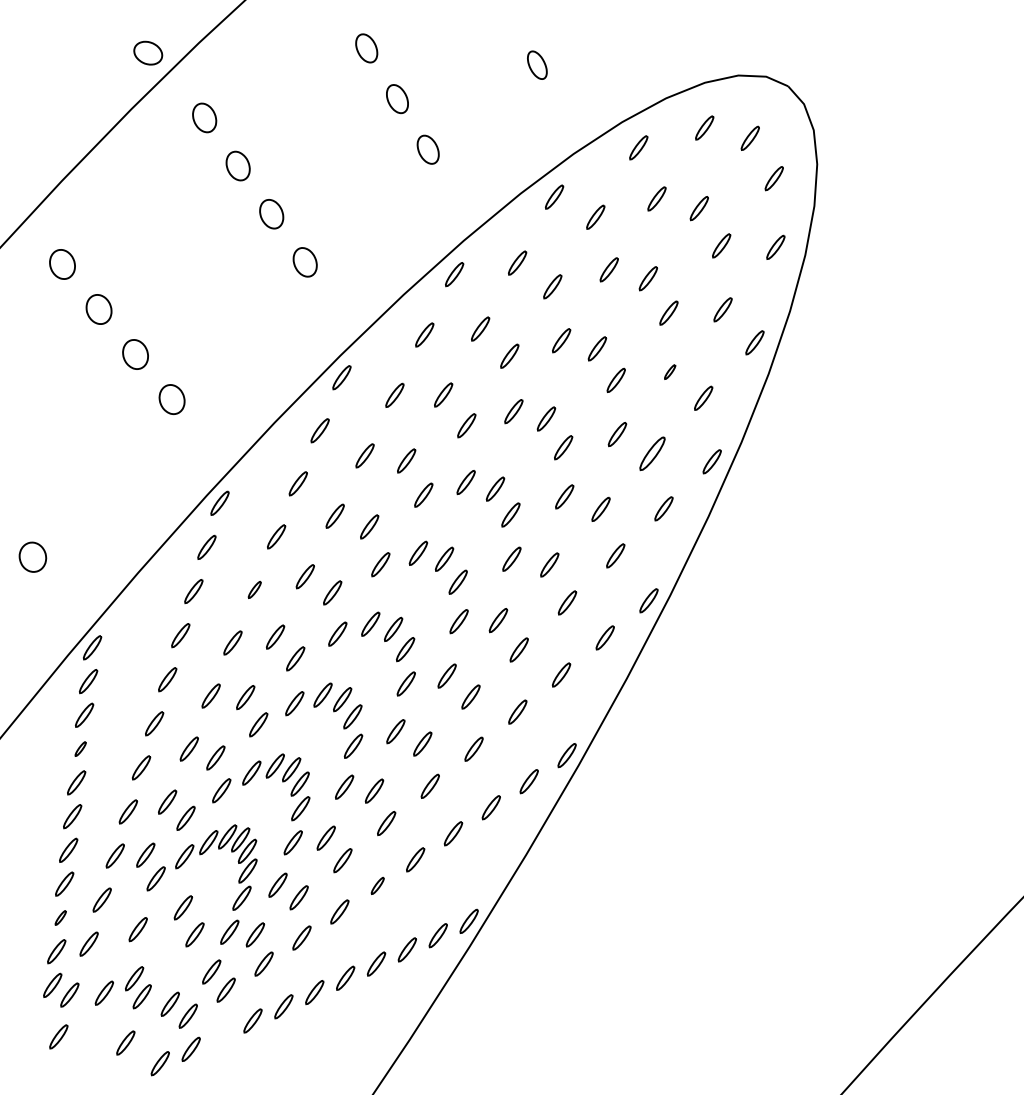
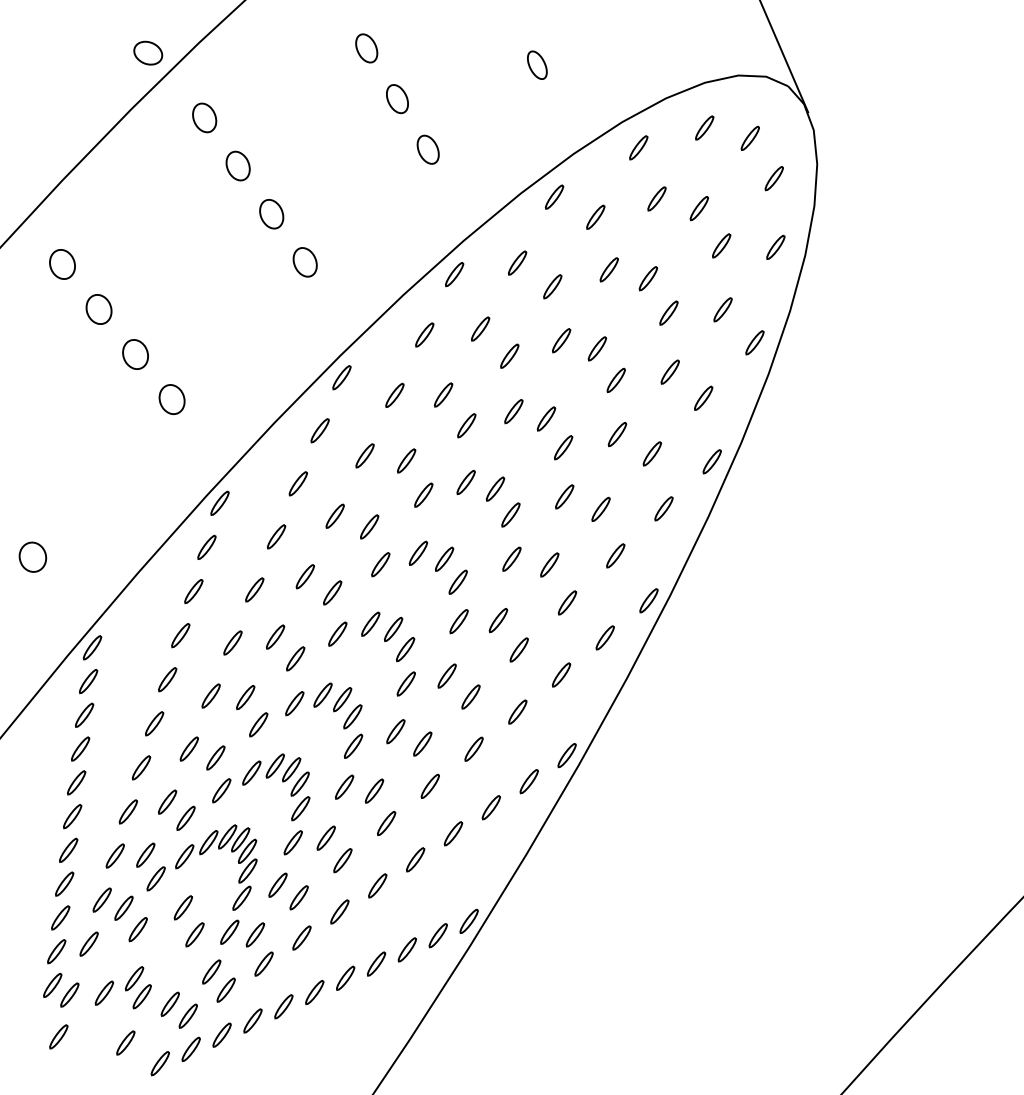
line: none -> present (784, 57)
part size: 13x16 px -> 20x26 px (669, 371)
part size: 27x35 px -> 20x26 px (651, 453)
part size: 15x19 px -> 20x26 px (254, 589)
part size: 13x16 px -> 20x26 px (80, 748)
part size: 15x19 px -> 20x26 px (377, 885)
part: none -> present (123, 907)
part size: 13x16 px -> 20x26 px (60, 917)
part: none -> present (221, 1034)
